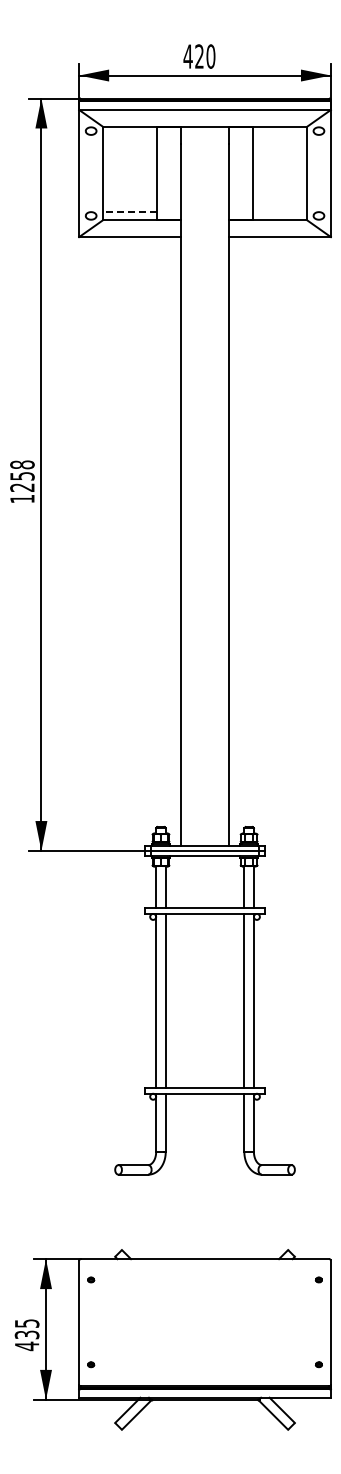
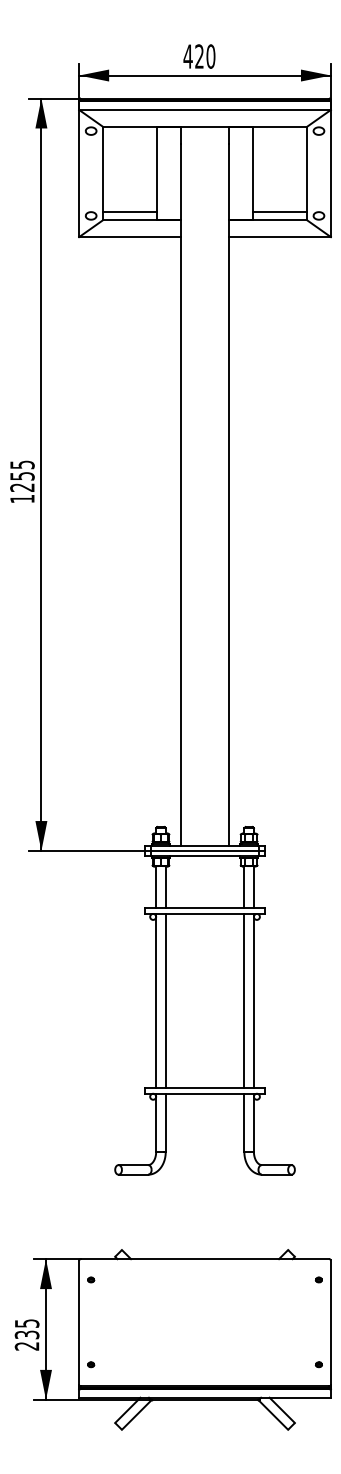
line: dashed -> solid (130, 211)
line: none -> present (279, 211)
text: 1258 -> 1255 (22, 464)
text: 435 -> 235 (26, 1346)
